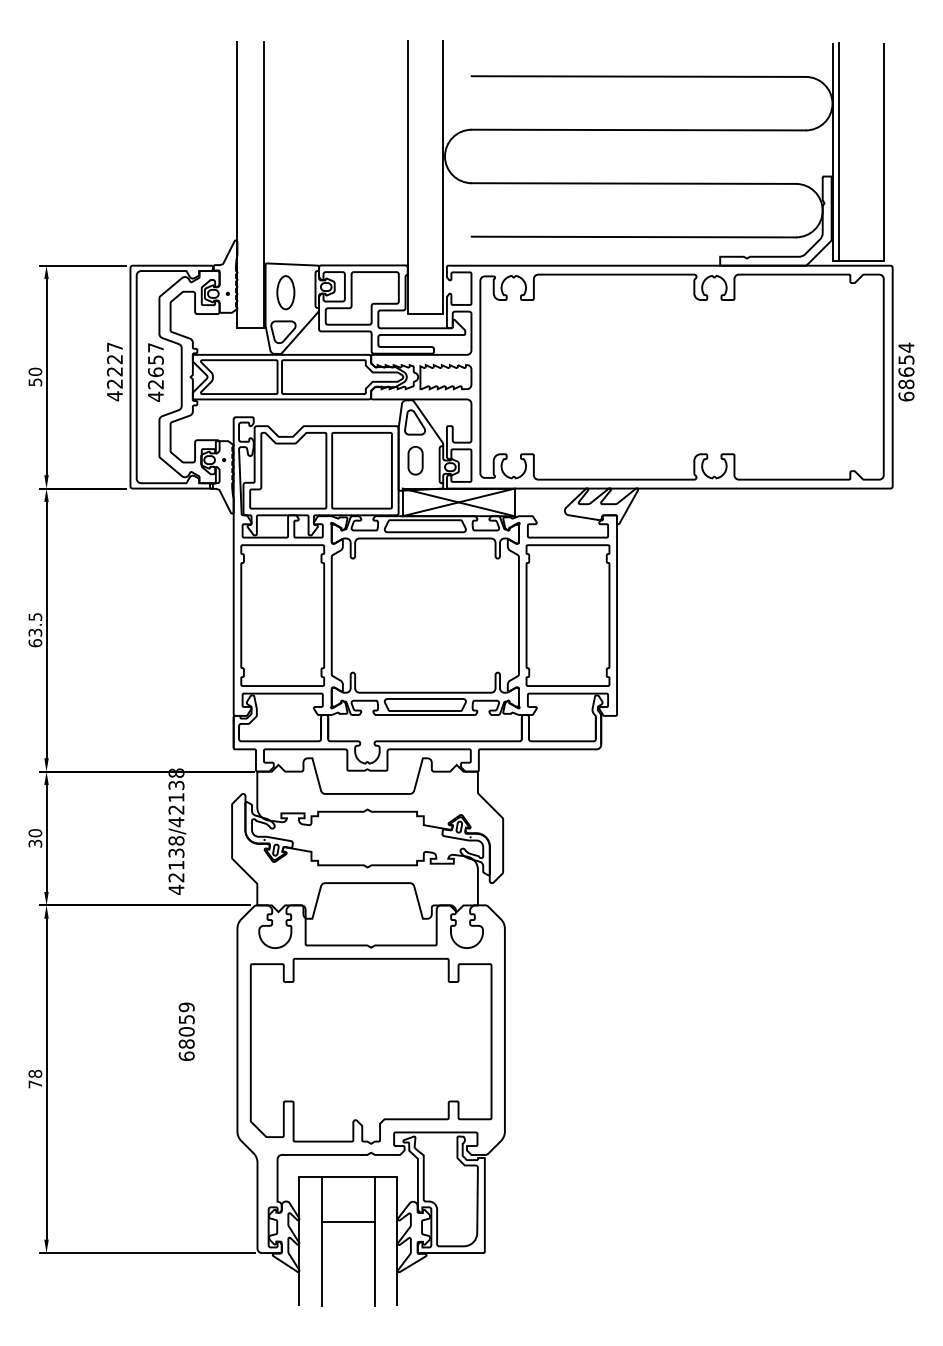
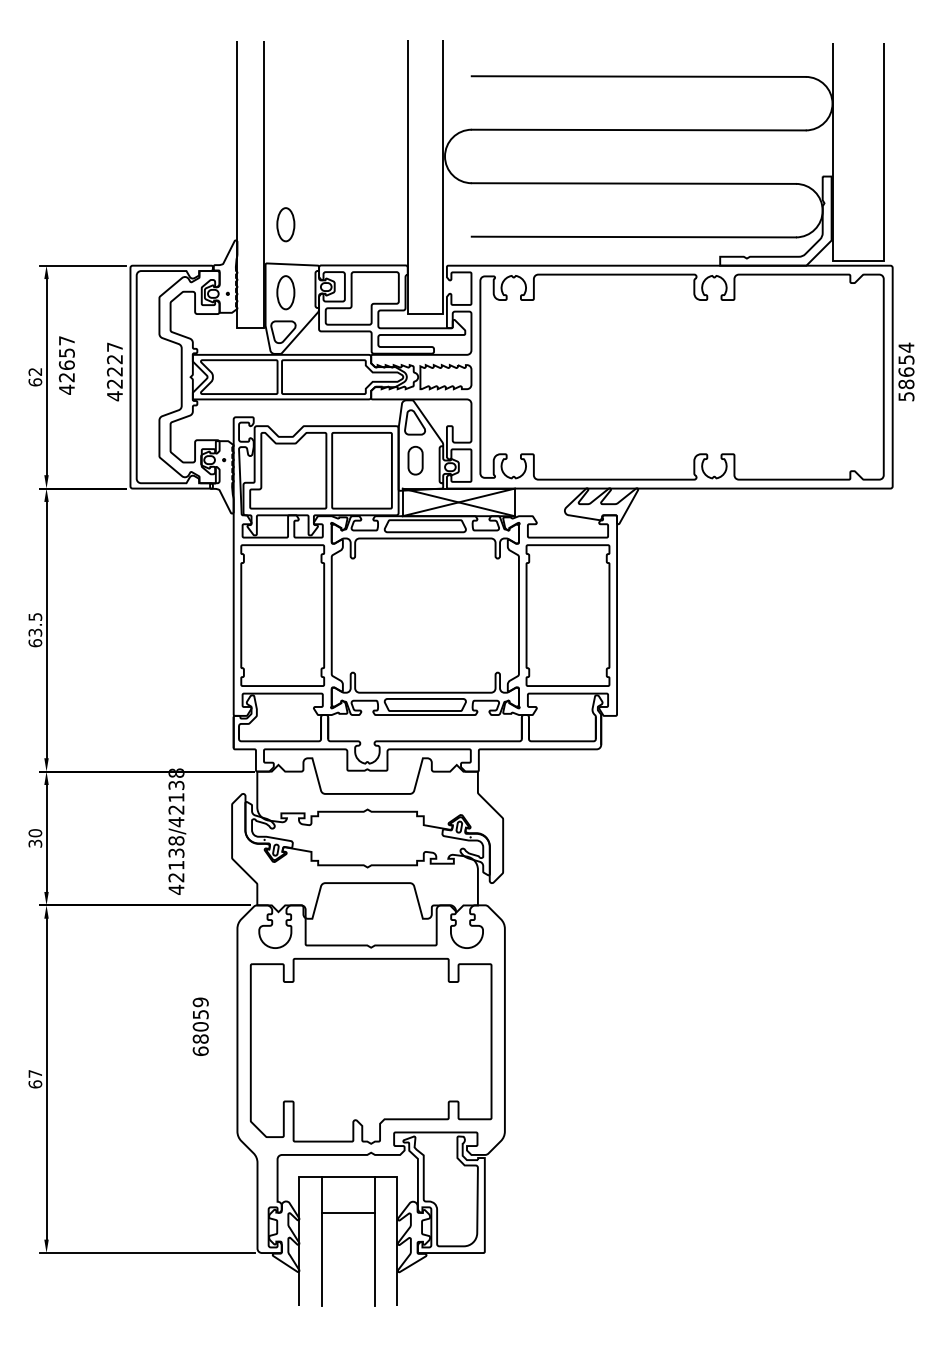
line: present -> none (839, 151)
part: none -> present (285, 224)
text position: (155, 372) -> (66, 365) (66, 365)
text: 50 -> 62 (35, 376)
text: 68654 -> 58654 (906, 396)
text position: (186, 1031) -> (200, 1026) (200, 1026)
text: 78 -> 67 (35, 1078)
line position: (348, 1221) -> (348, 1212) (348, 1212)
